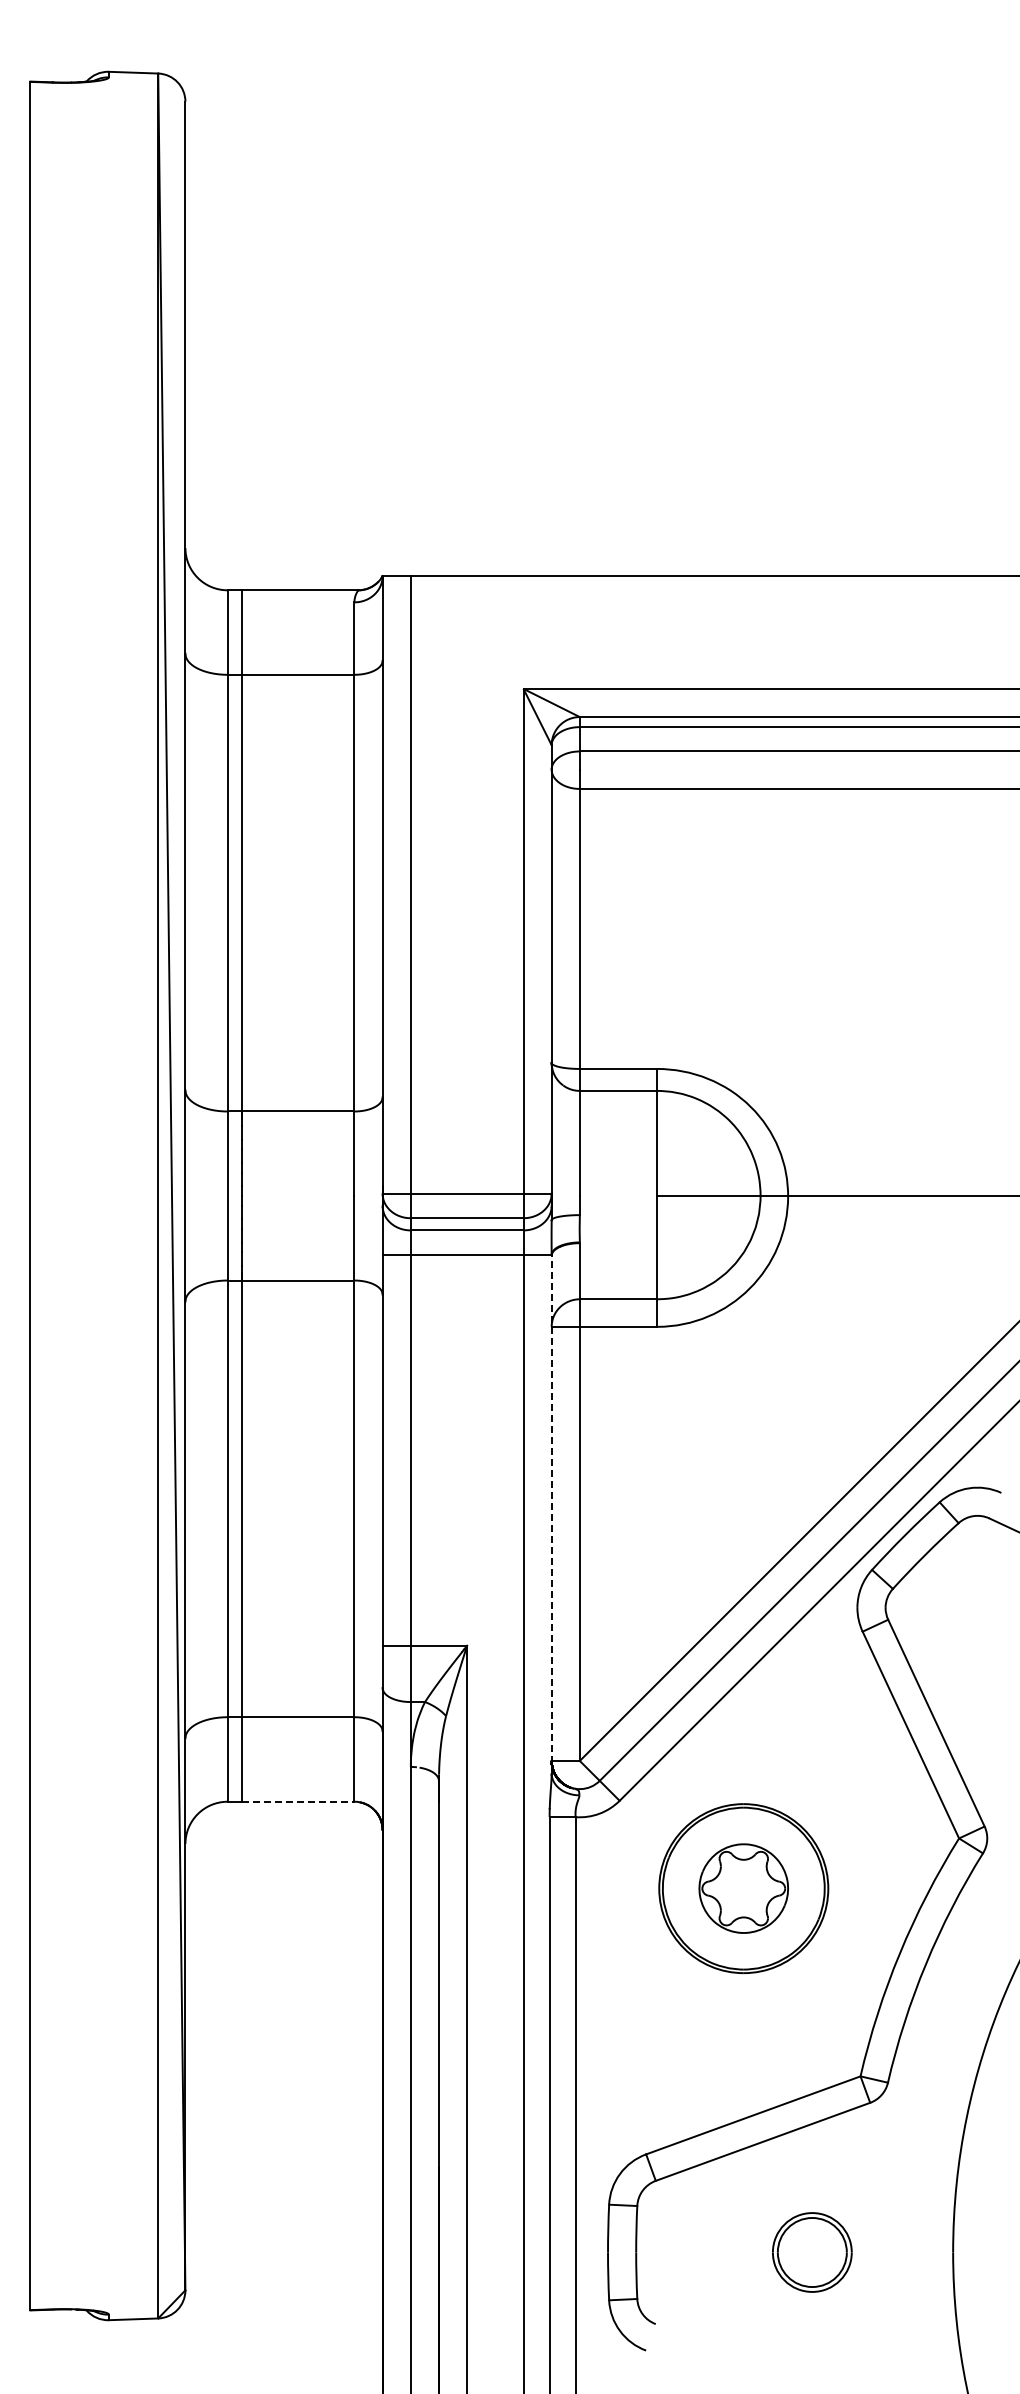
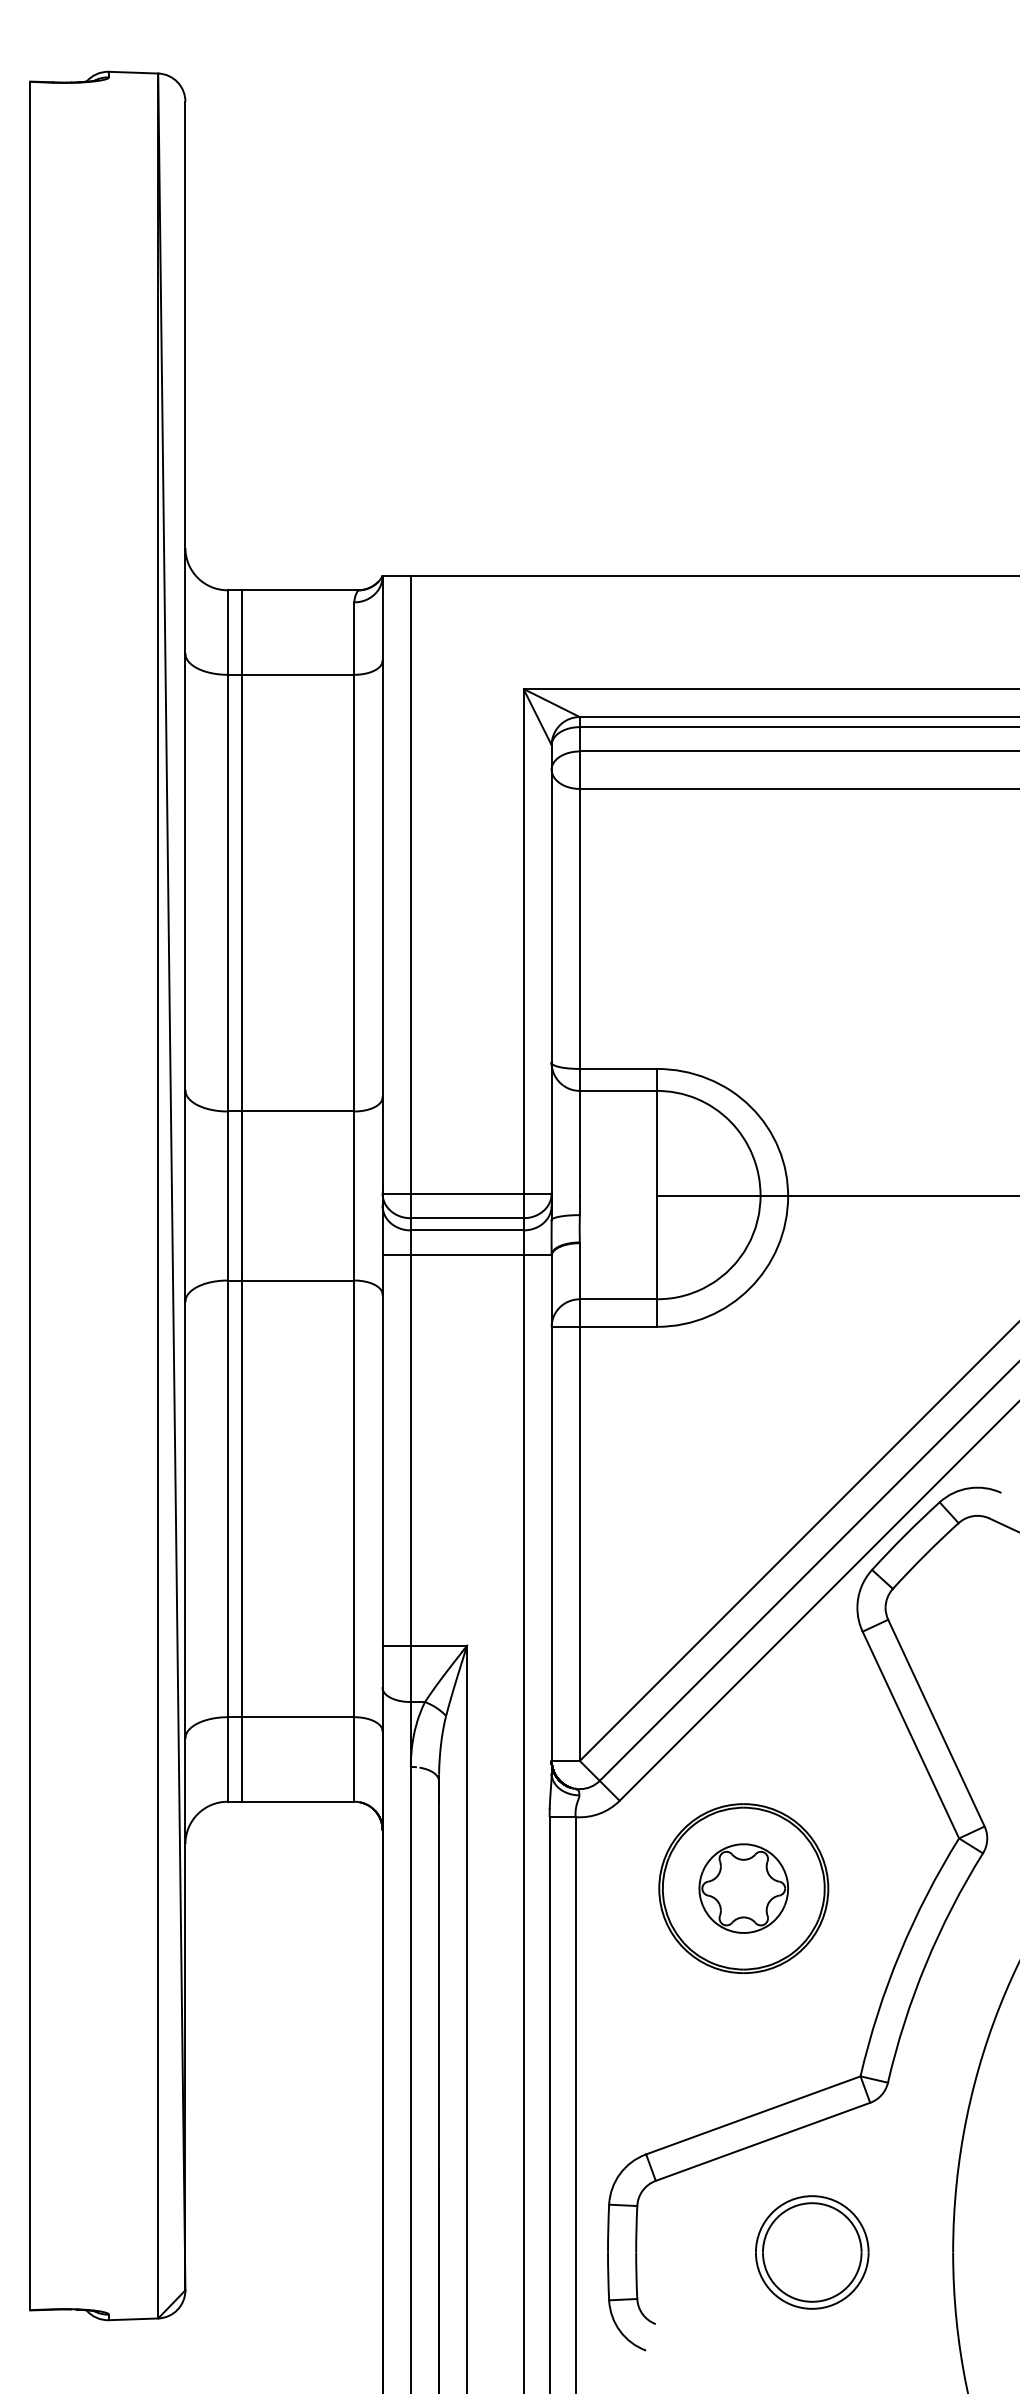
line: dashed -> solid (551, 1514)
line: dashed -> solid (298, 1801)
part size: 81x81 px -> 115x115 px (812, 2252)
